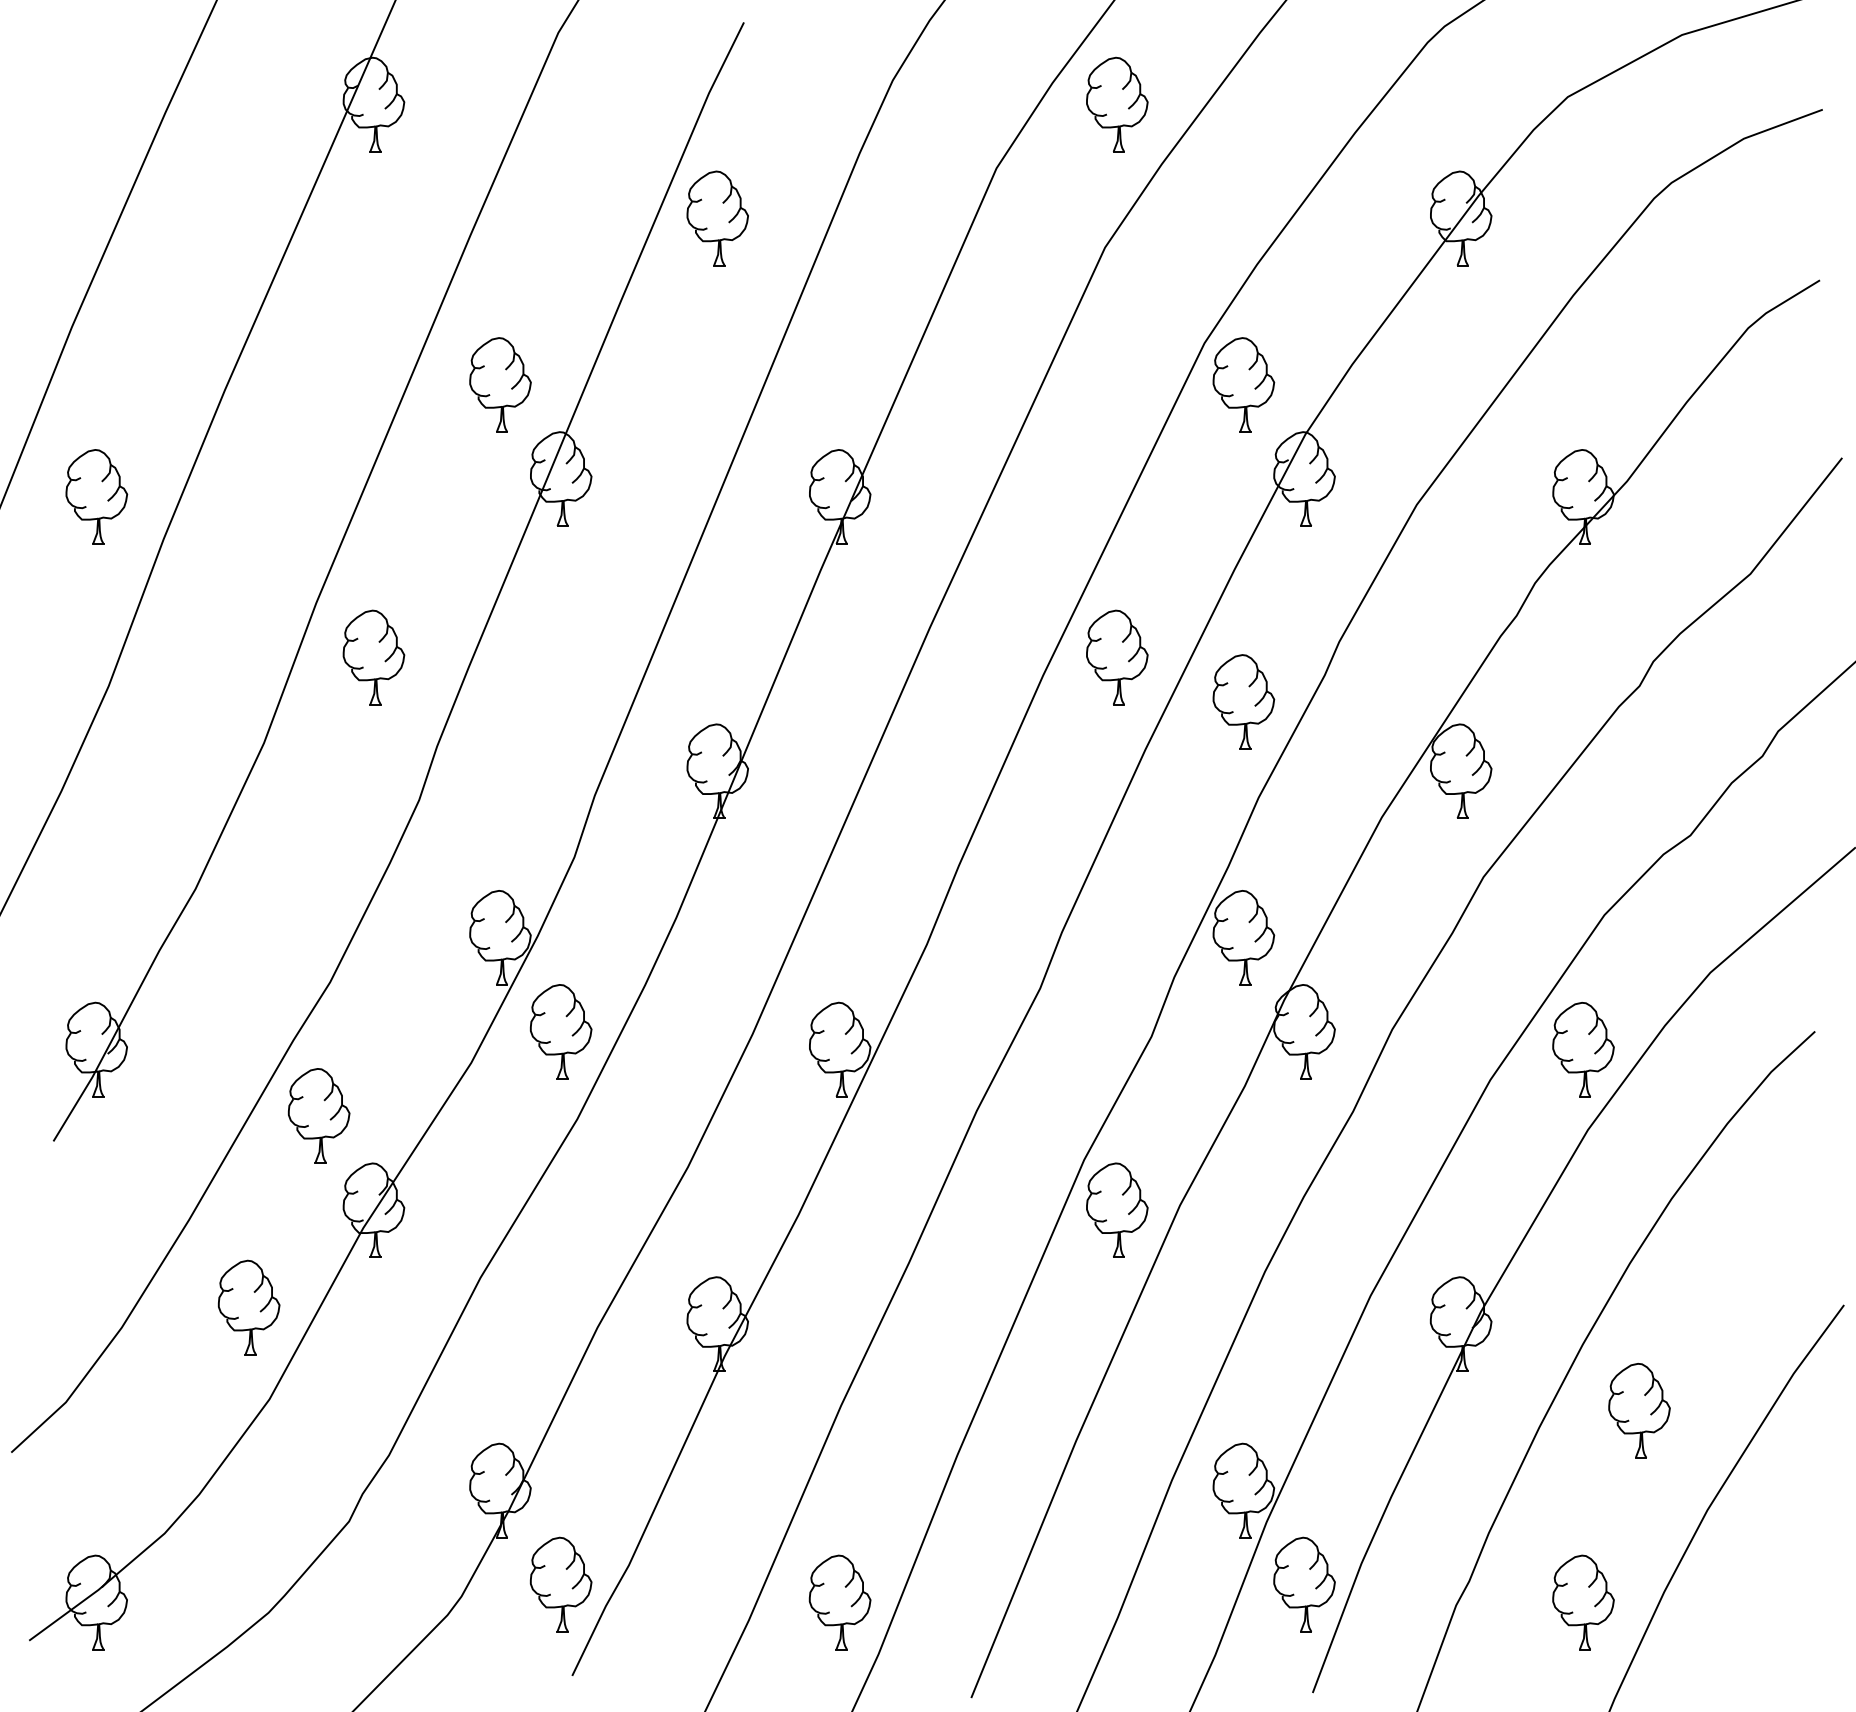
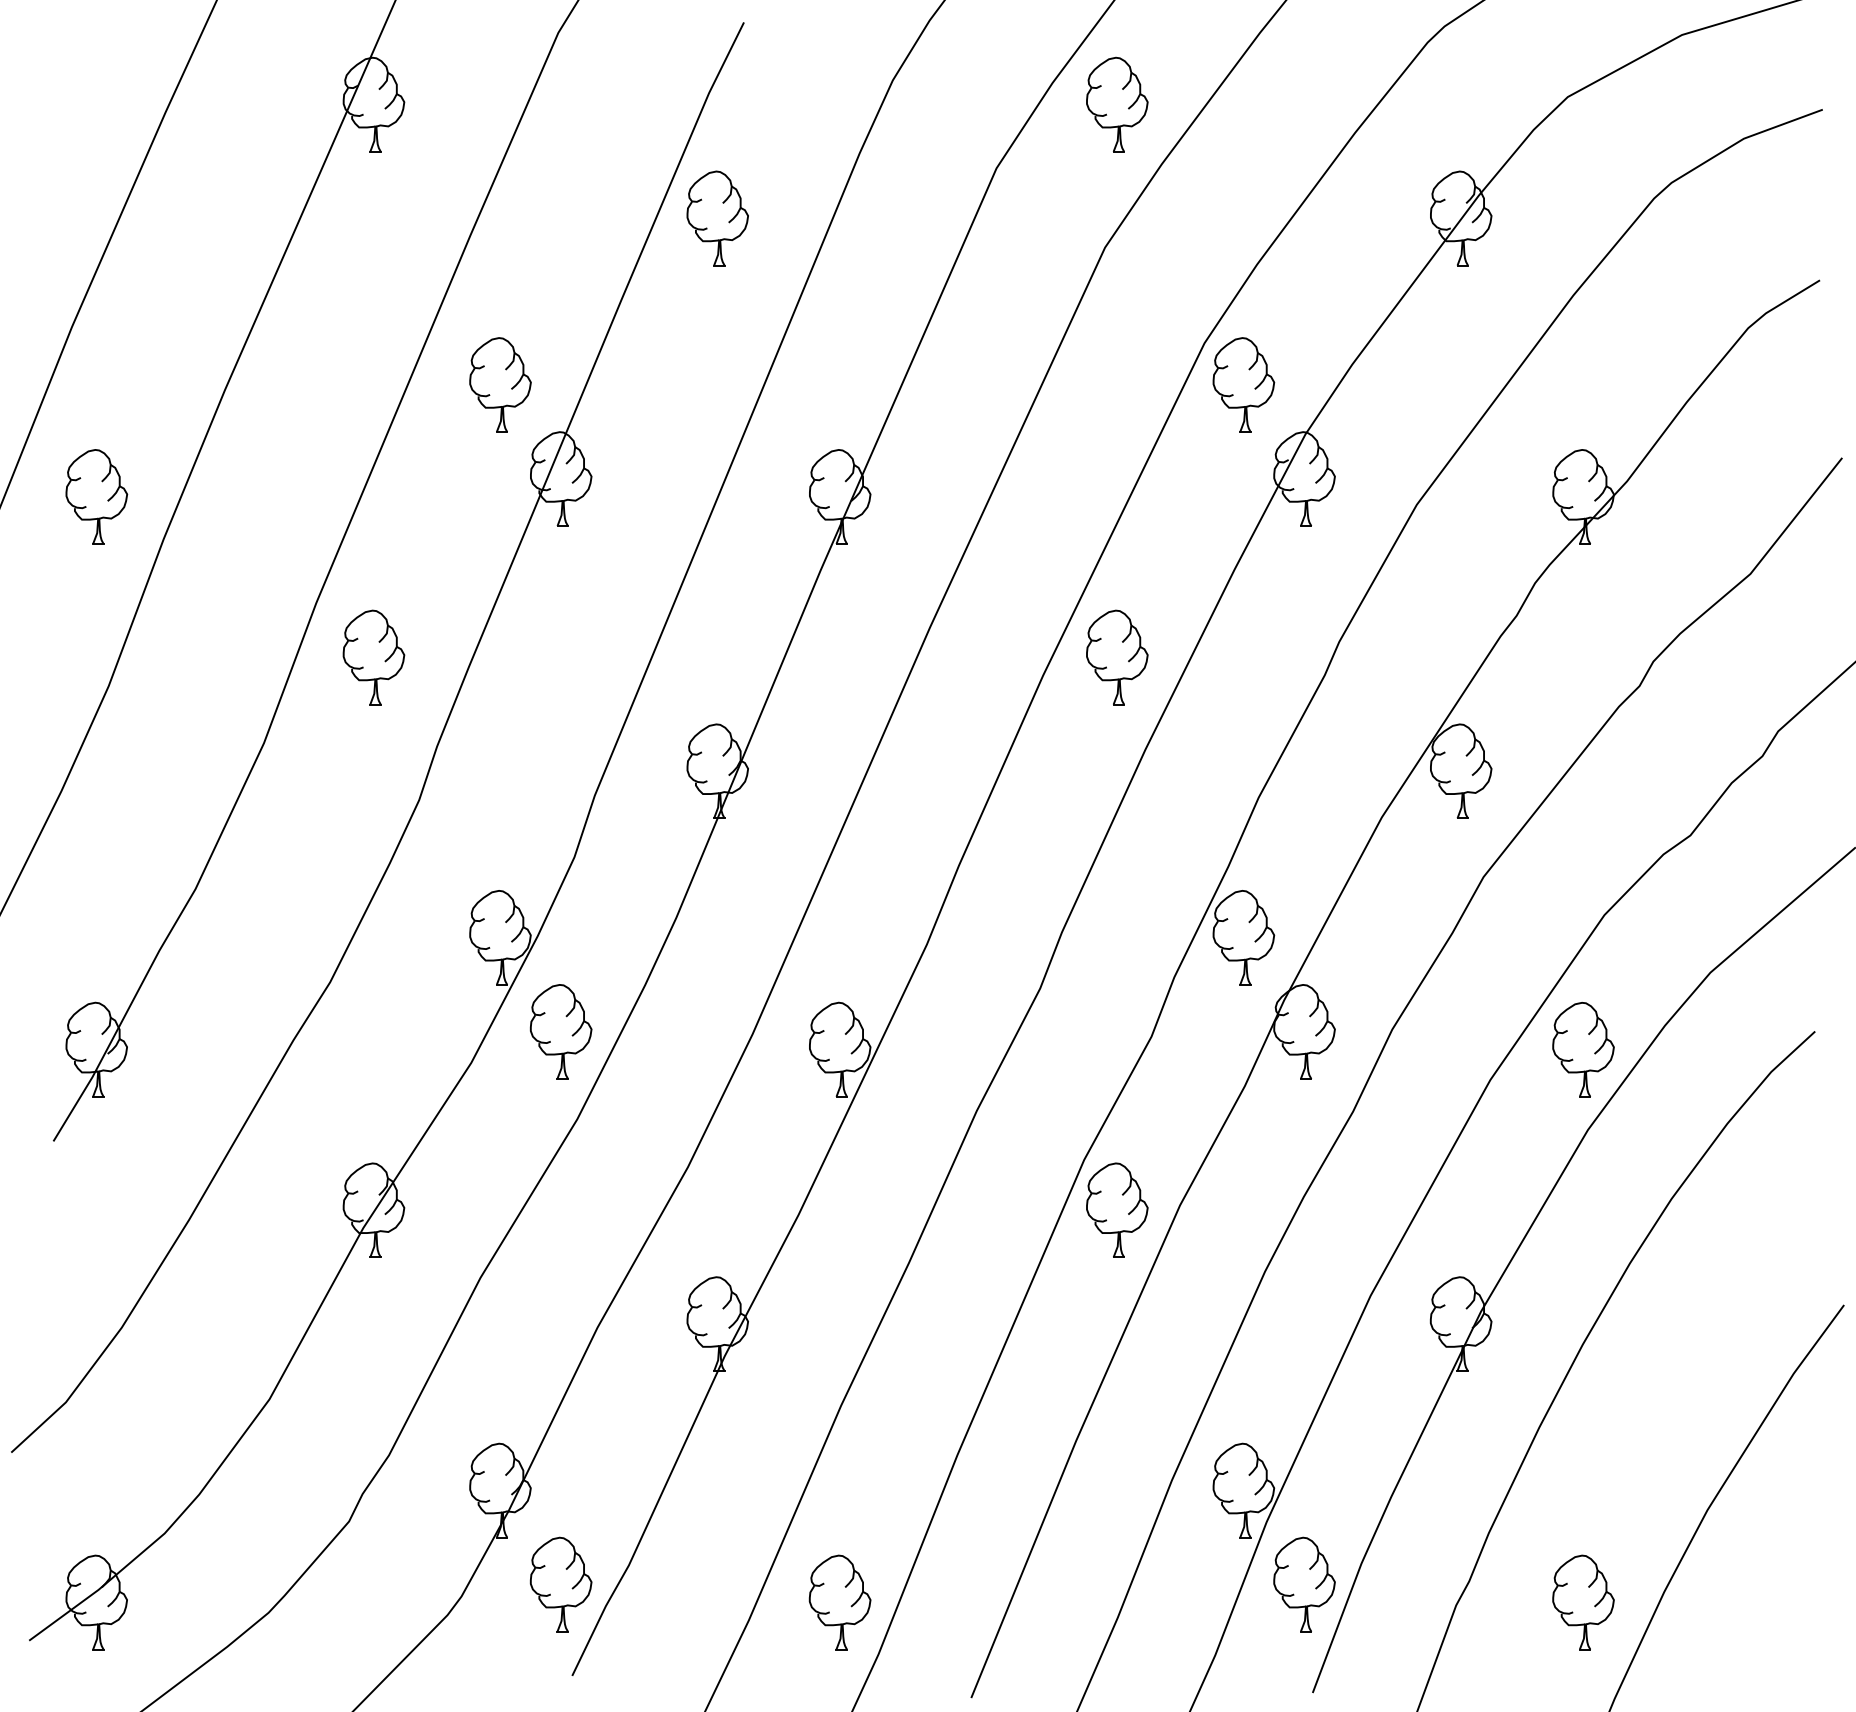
part: present -> none (1243, 701)
part: present -> none (318, 1115)
part: present -> none (248, 1307)
part: present -> none (1639, 1410)
